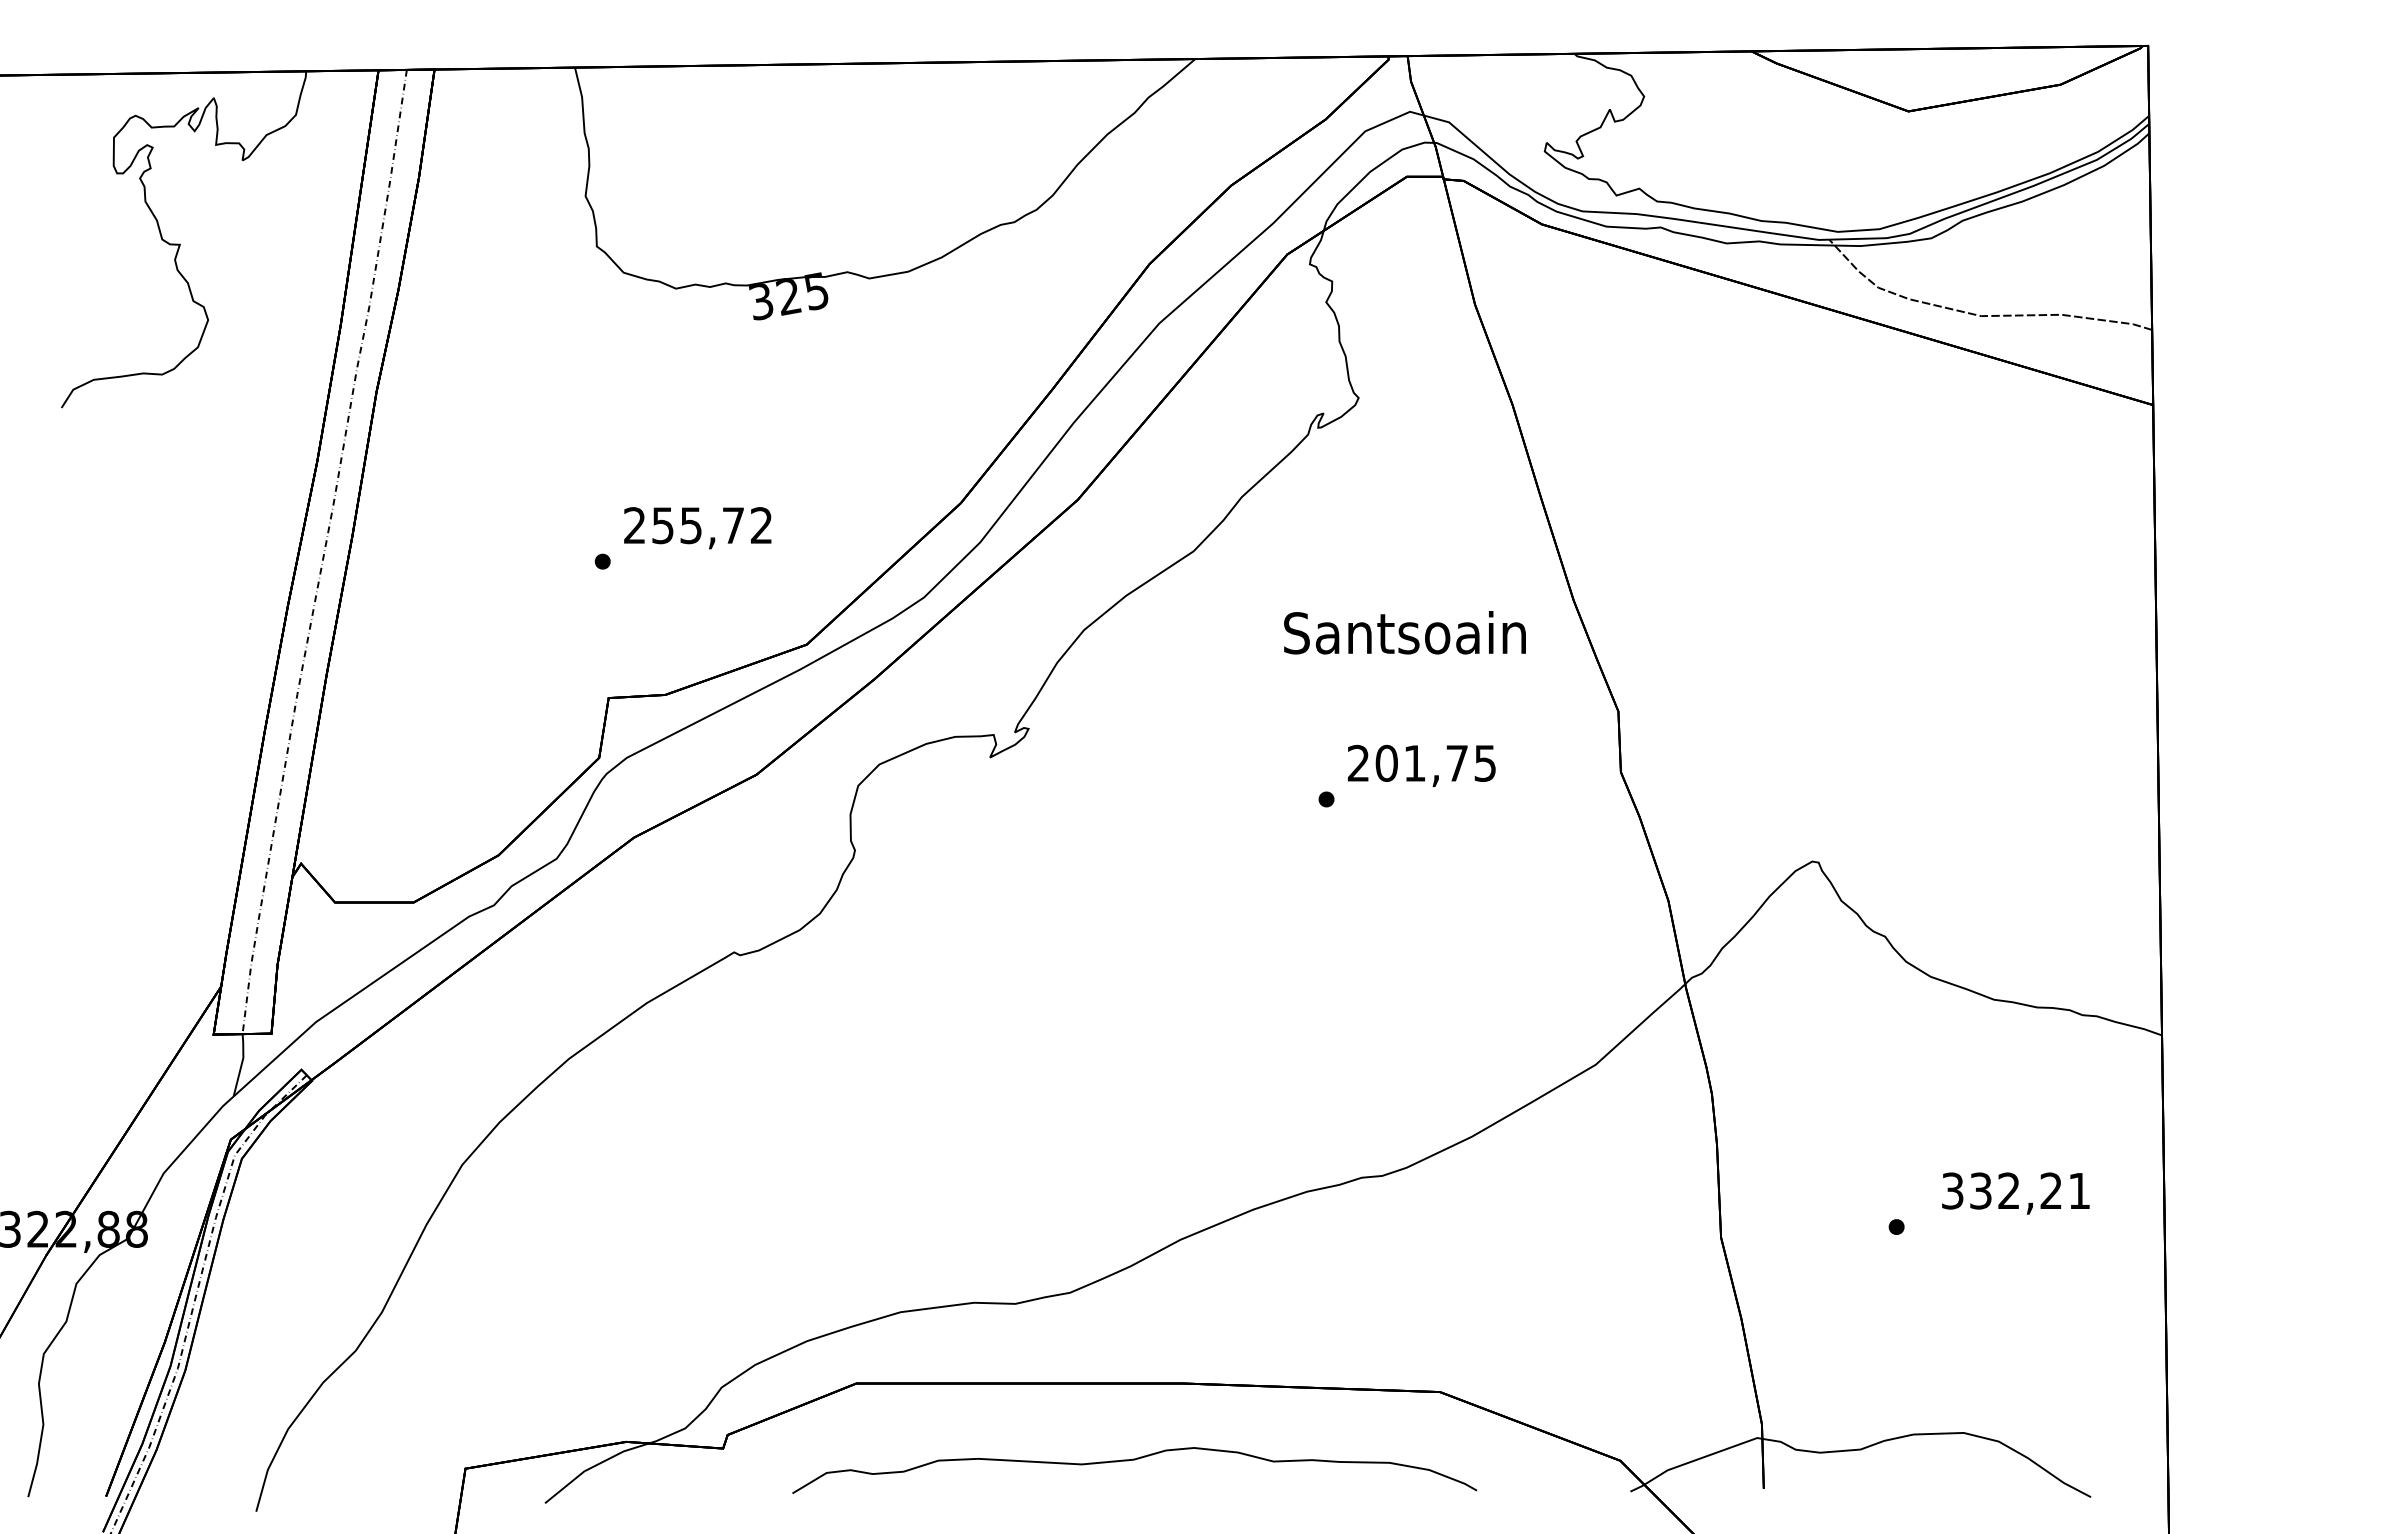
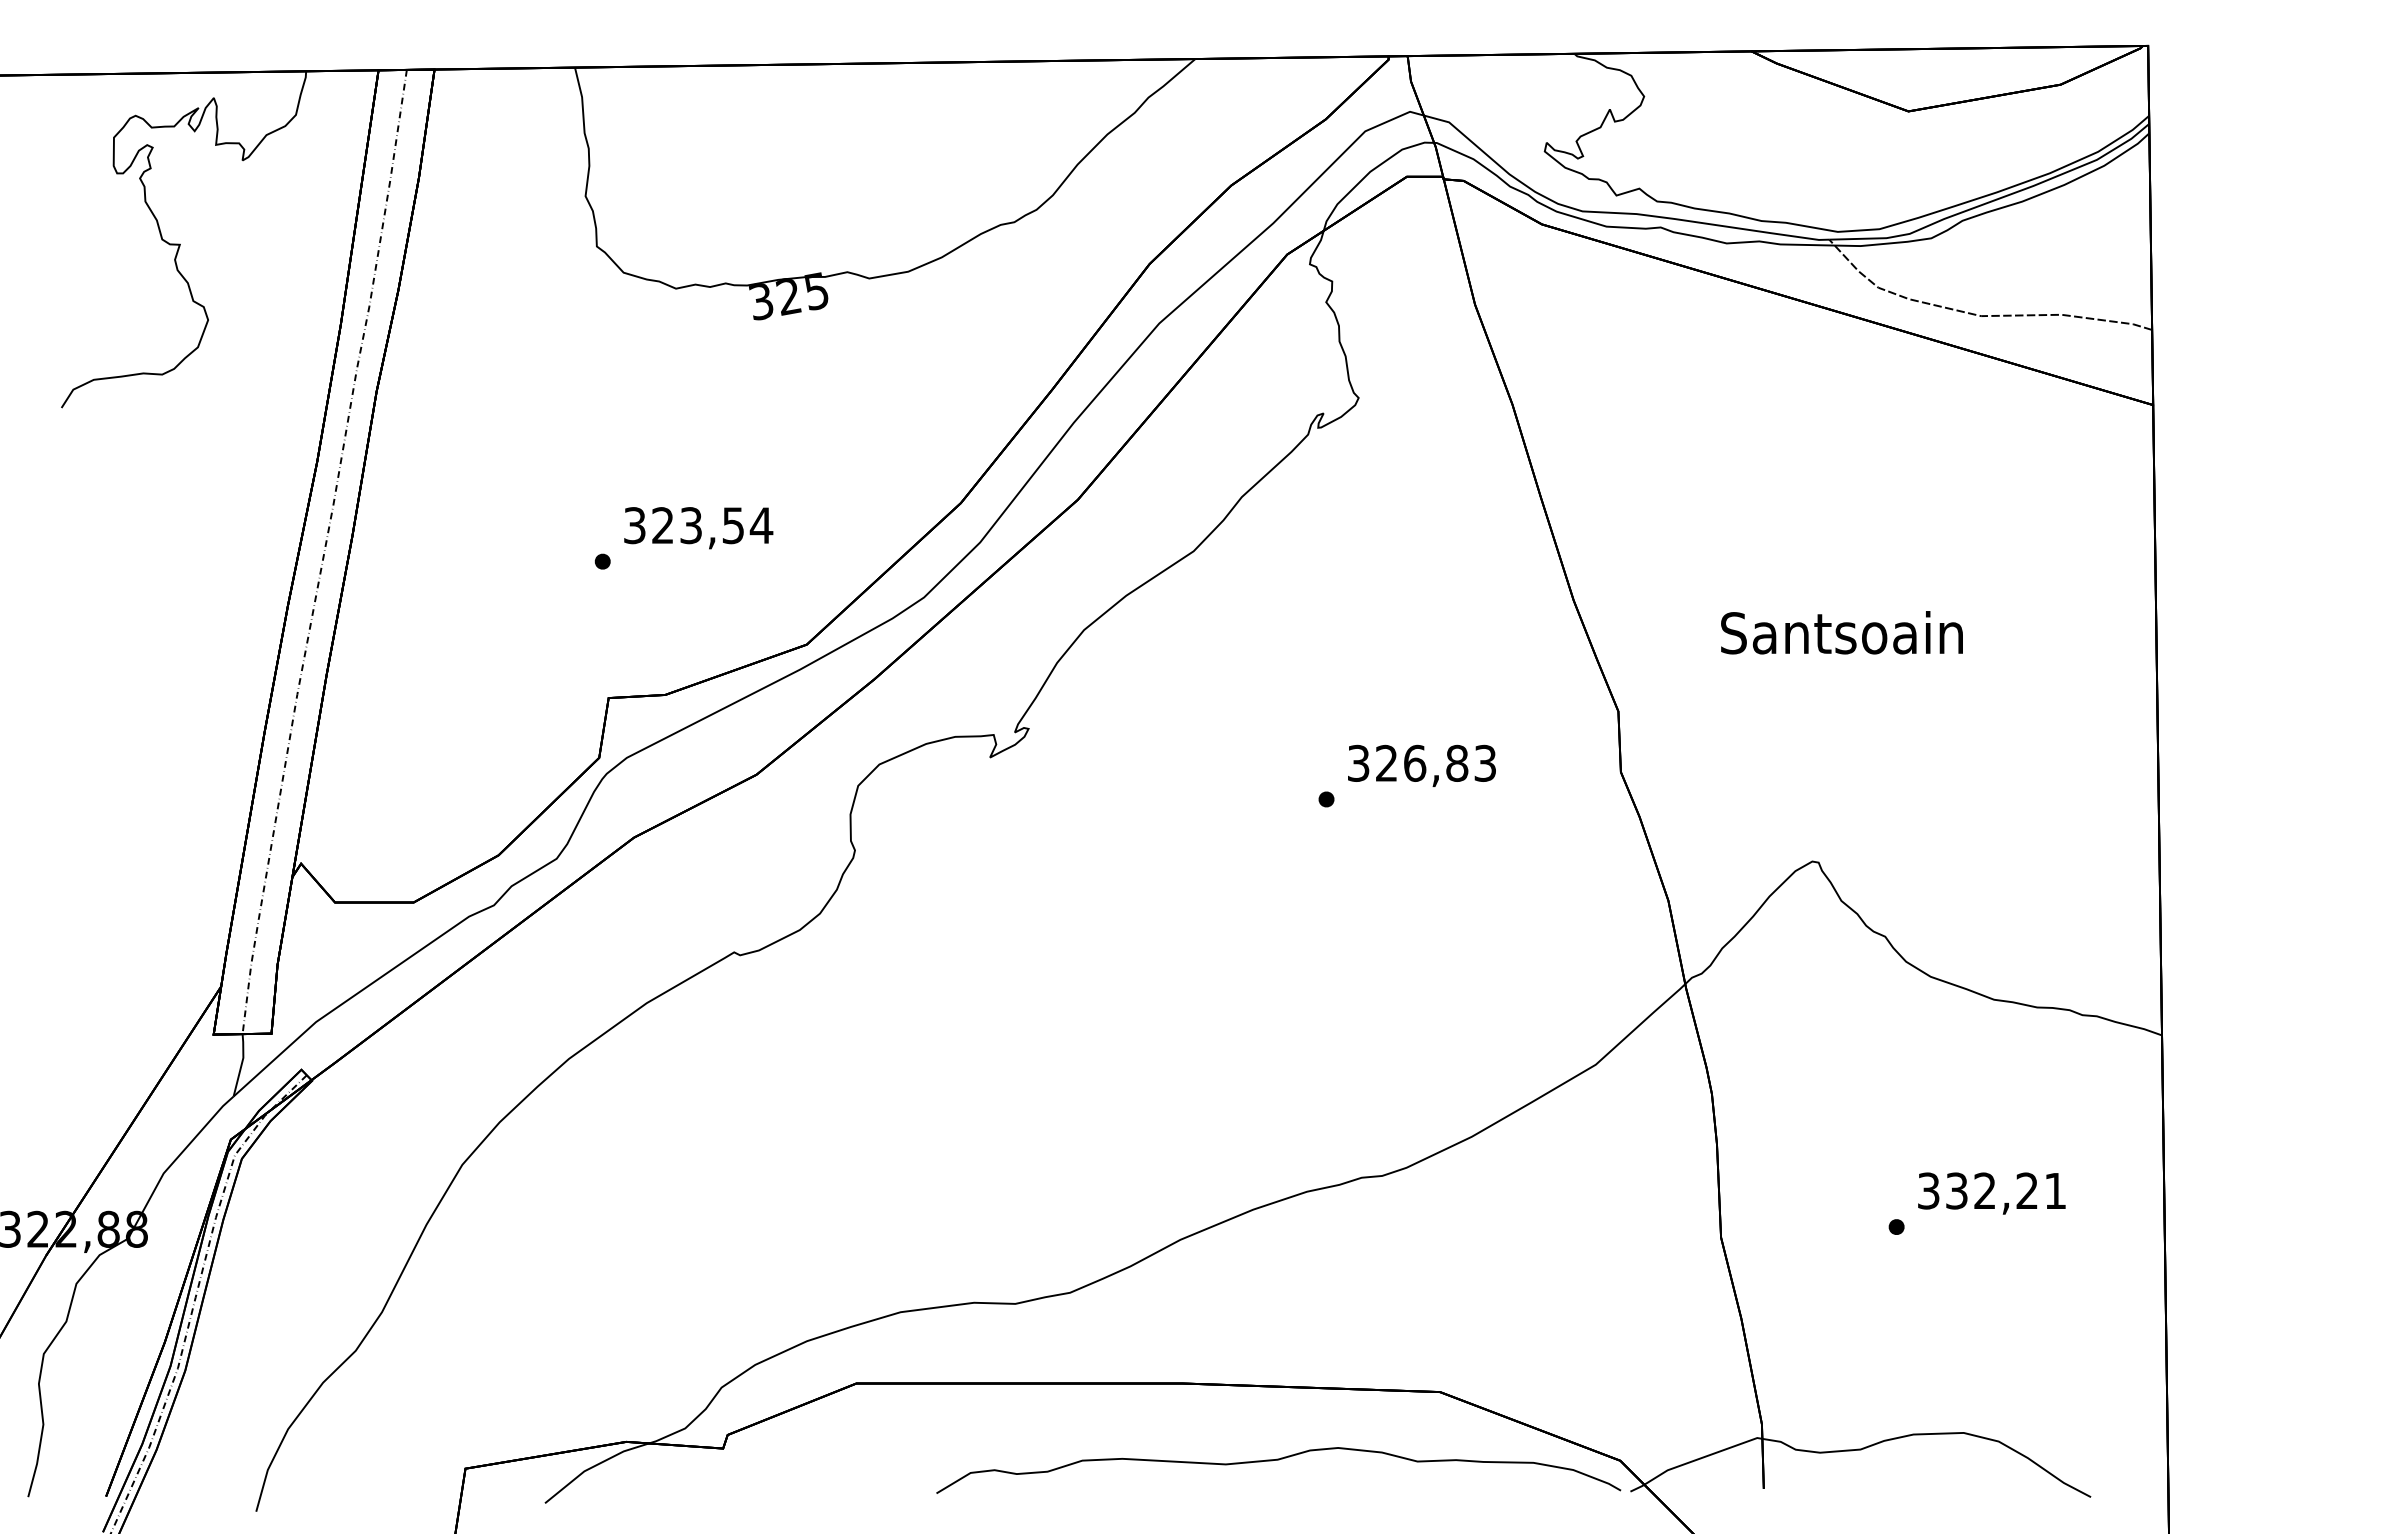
text: 255,72 -> 323,54 (698, 525)
text position: (1404, 632) -> (1841, 632) (1841, 632)
text: 201,75 -> 326,83 (1421, 762)
text position: (2015, 1193) -> (1991, 1193) (1991, 1193)
curve position: (1134, 1460) -> (1278, 1460) (1278, 1460)
